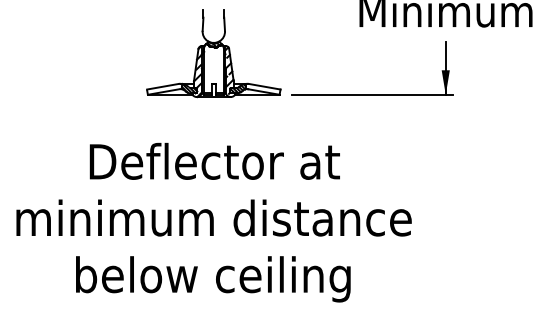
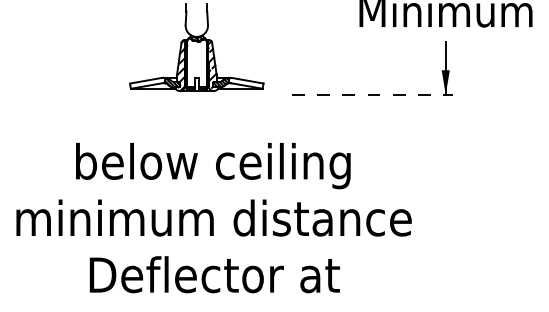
part position: (213, 53) -> (196, 47) (196, 47)
line: solid -> dashed (372, 94)
text: Deflector at -> below ceiling (213, 165)
text: below ceiling -> Deflector at (213, 279)
